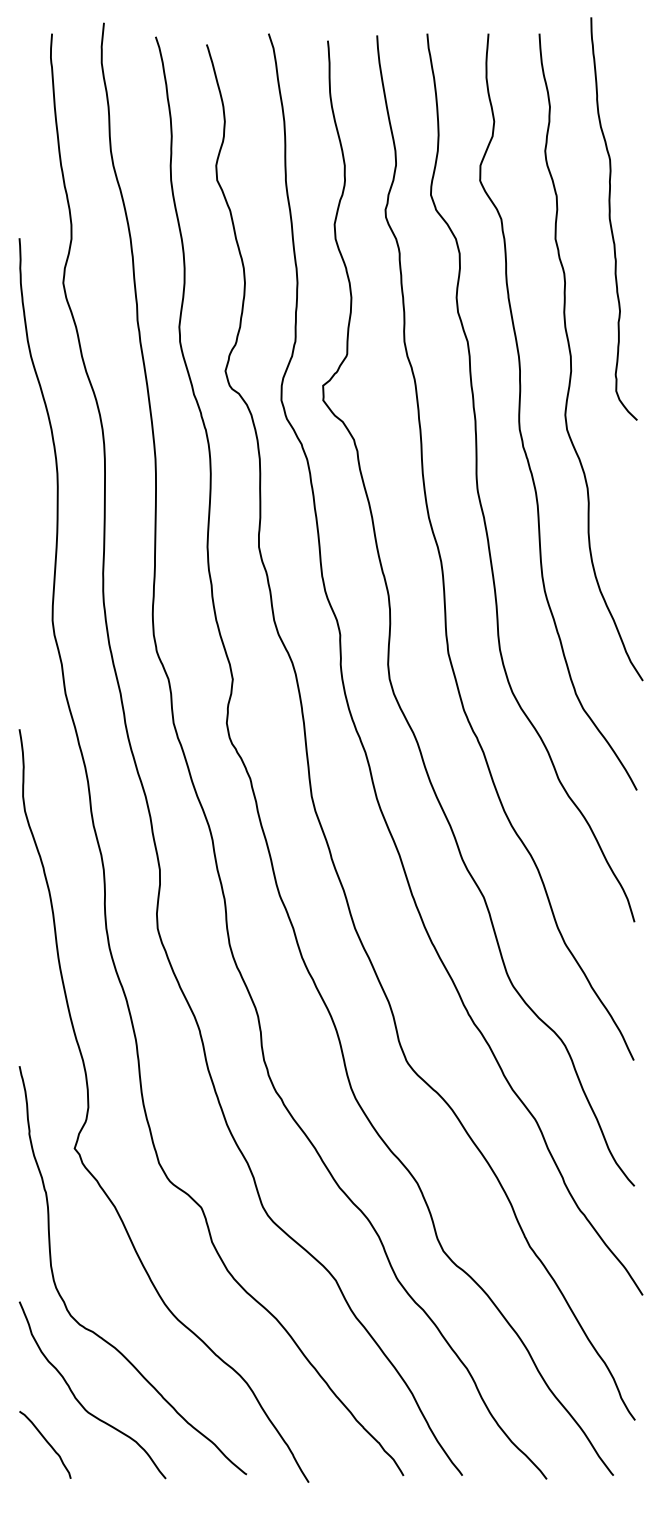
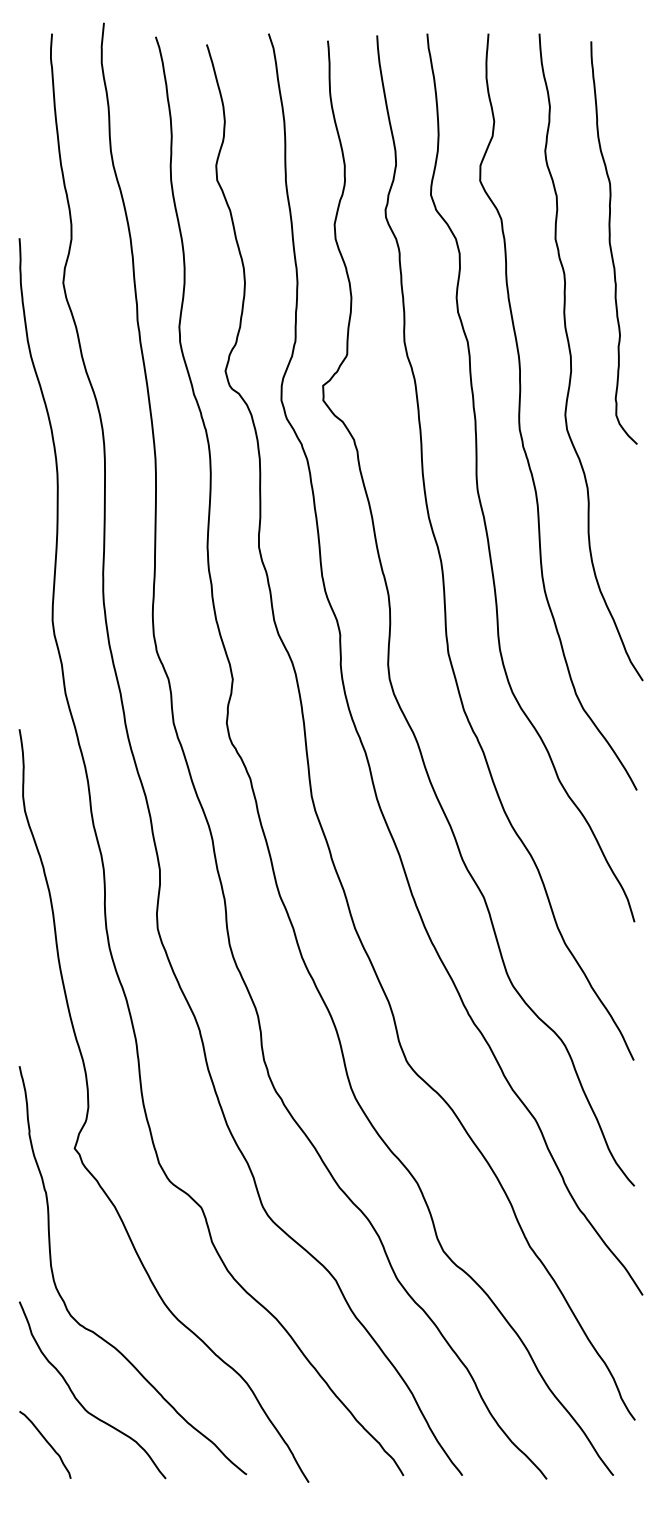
curve position: (610, 218) -> (610, 242) (610, 242)
